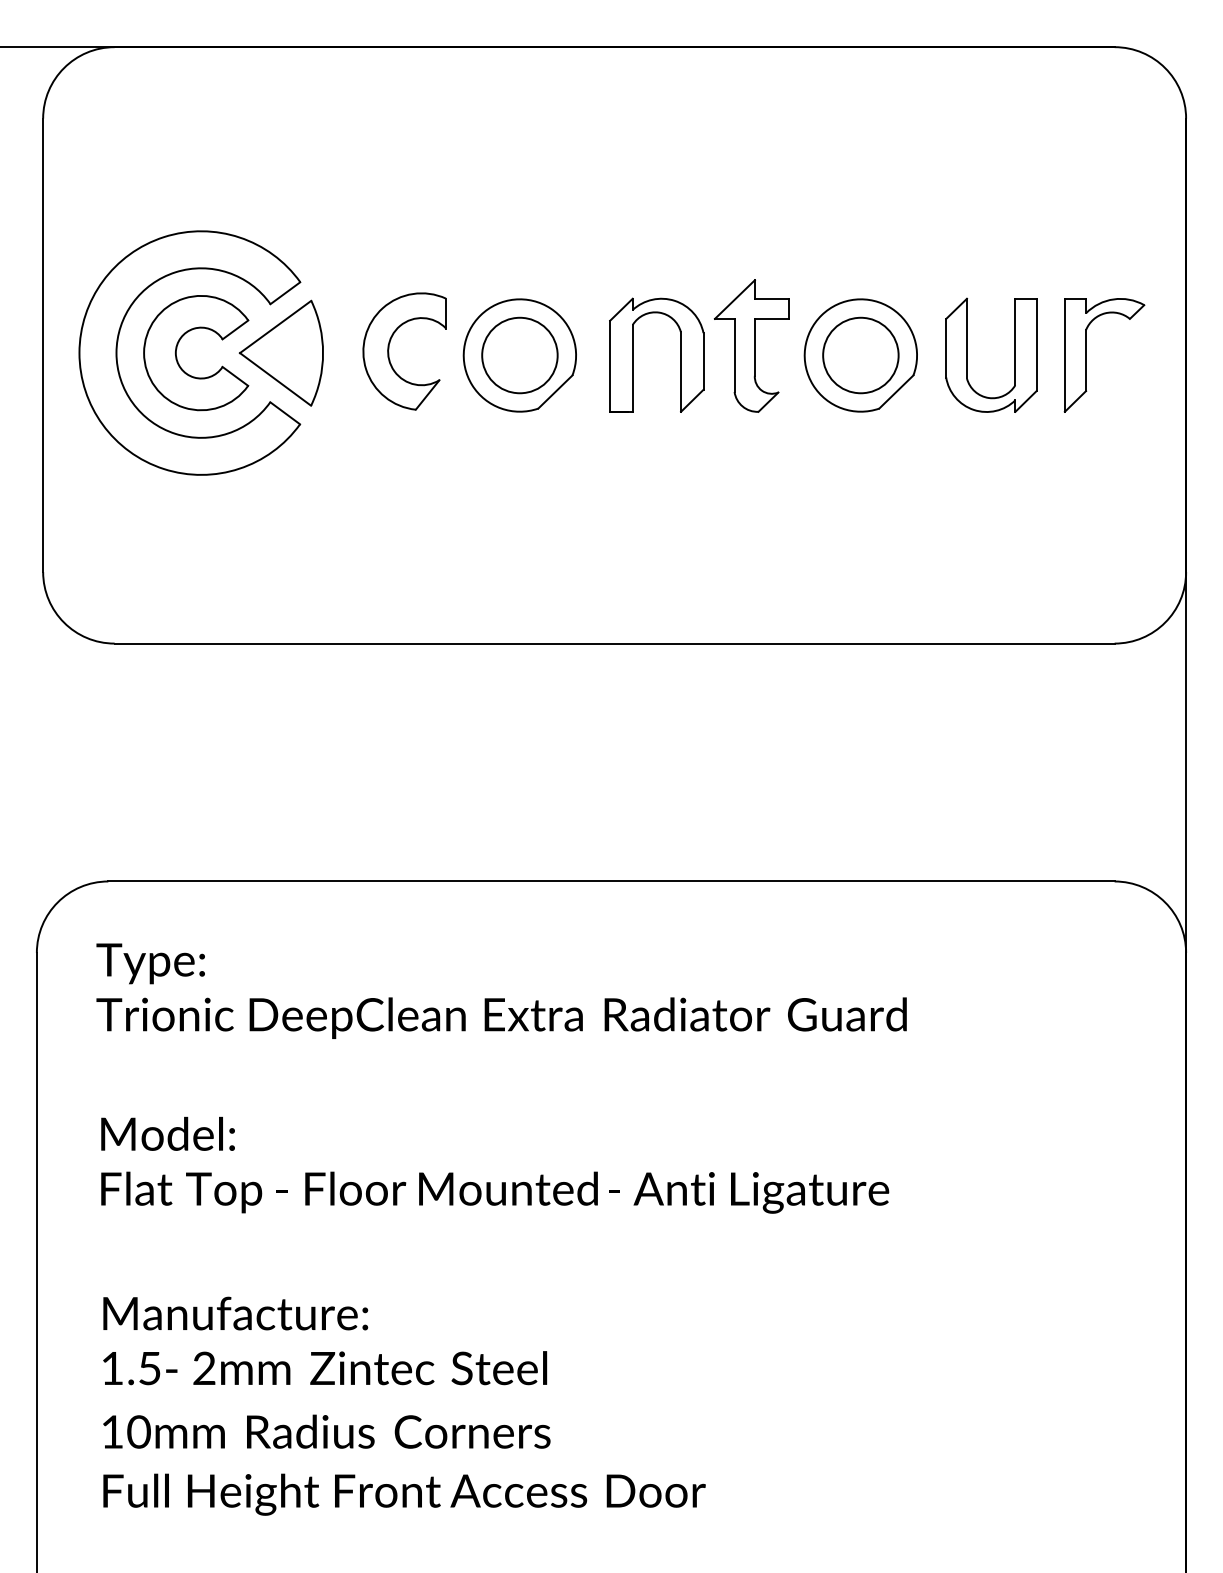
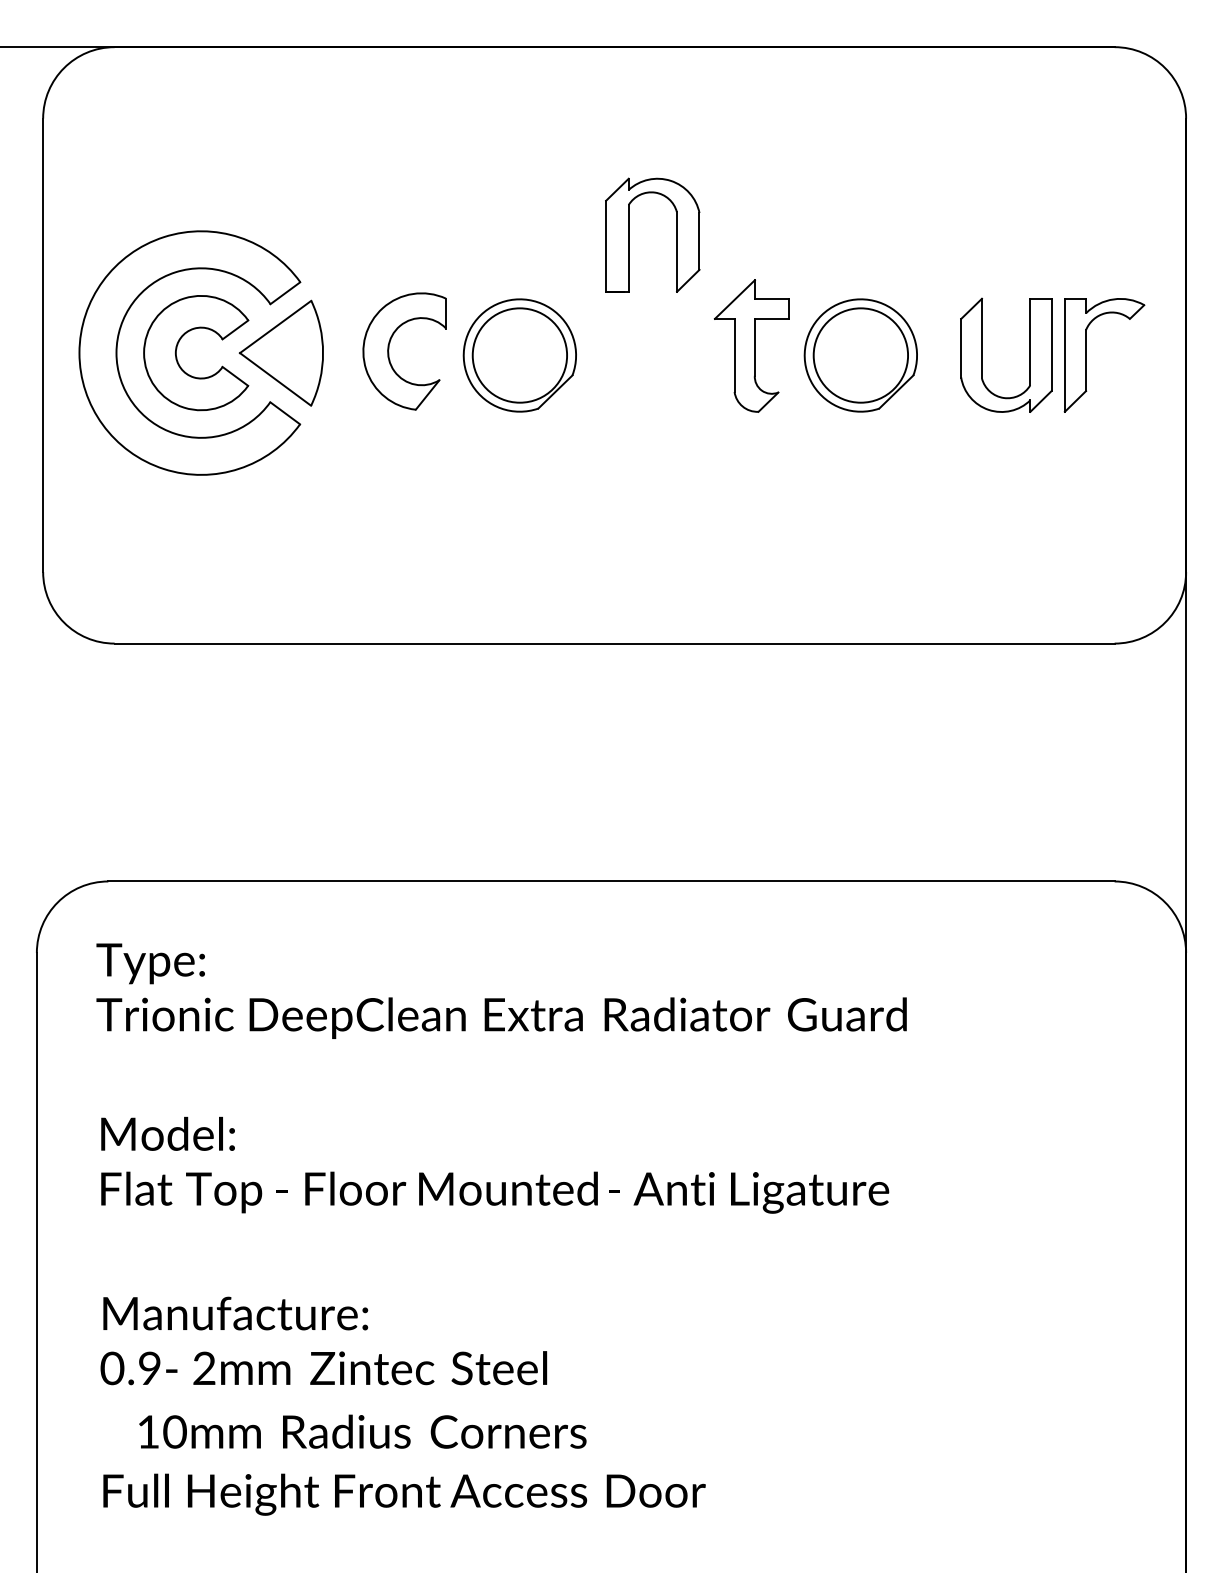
part position: (633, 354) -> (629, 234) (629, 234)
part position: (1014, 354) -> (1029, 354) (1029, 354)
circle diameter: 75 px -> 94 px (519, 355)
circle diameter: 75 px -> 94 px (860, 355)
text: 1.5- -> 0.9- (130, 1368)
text position: (326, 1431) -> (362, 1431) (362, 1431)
